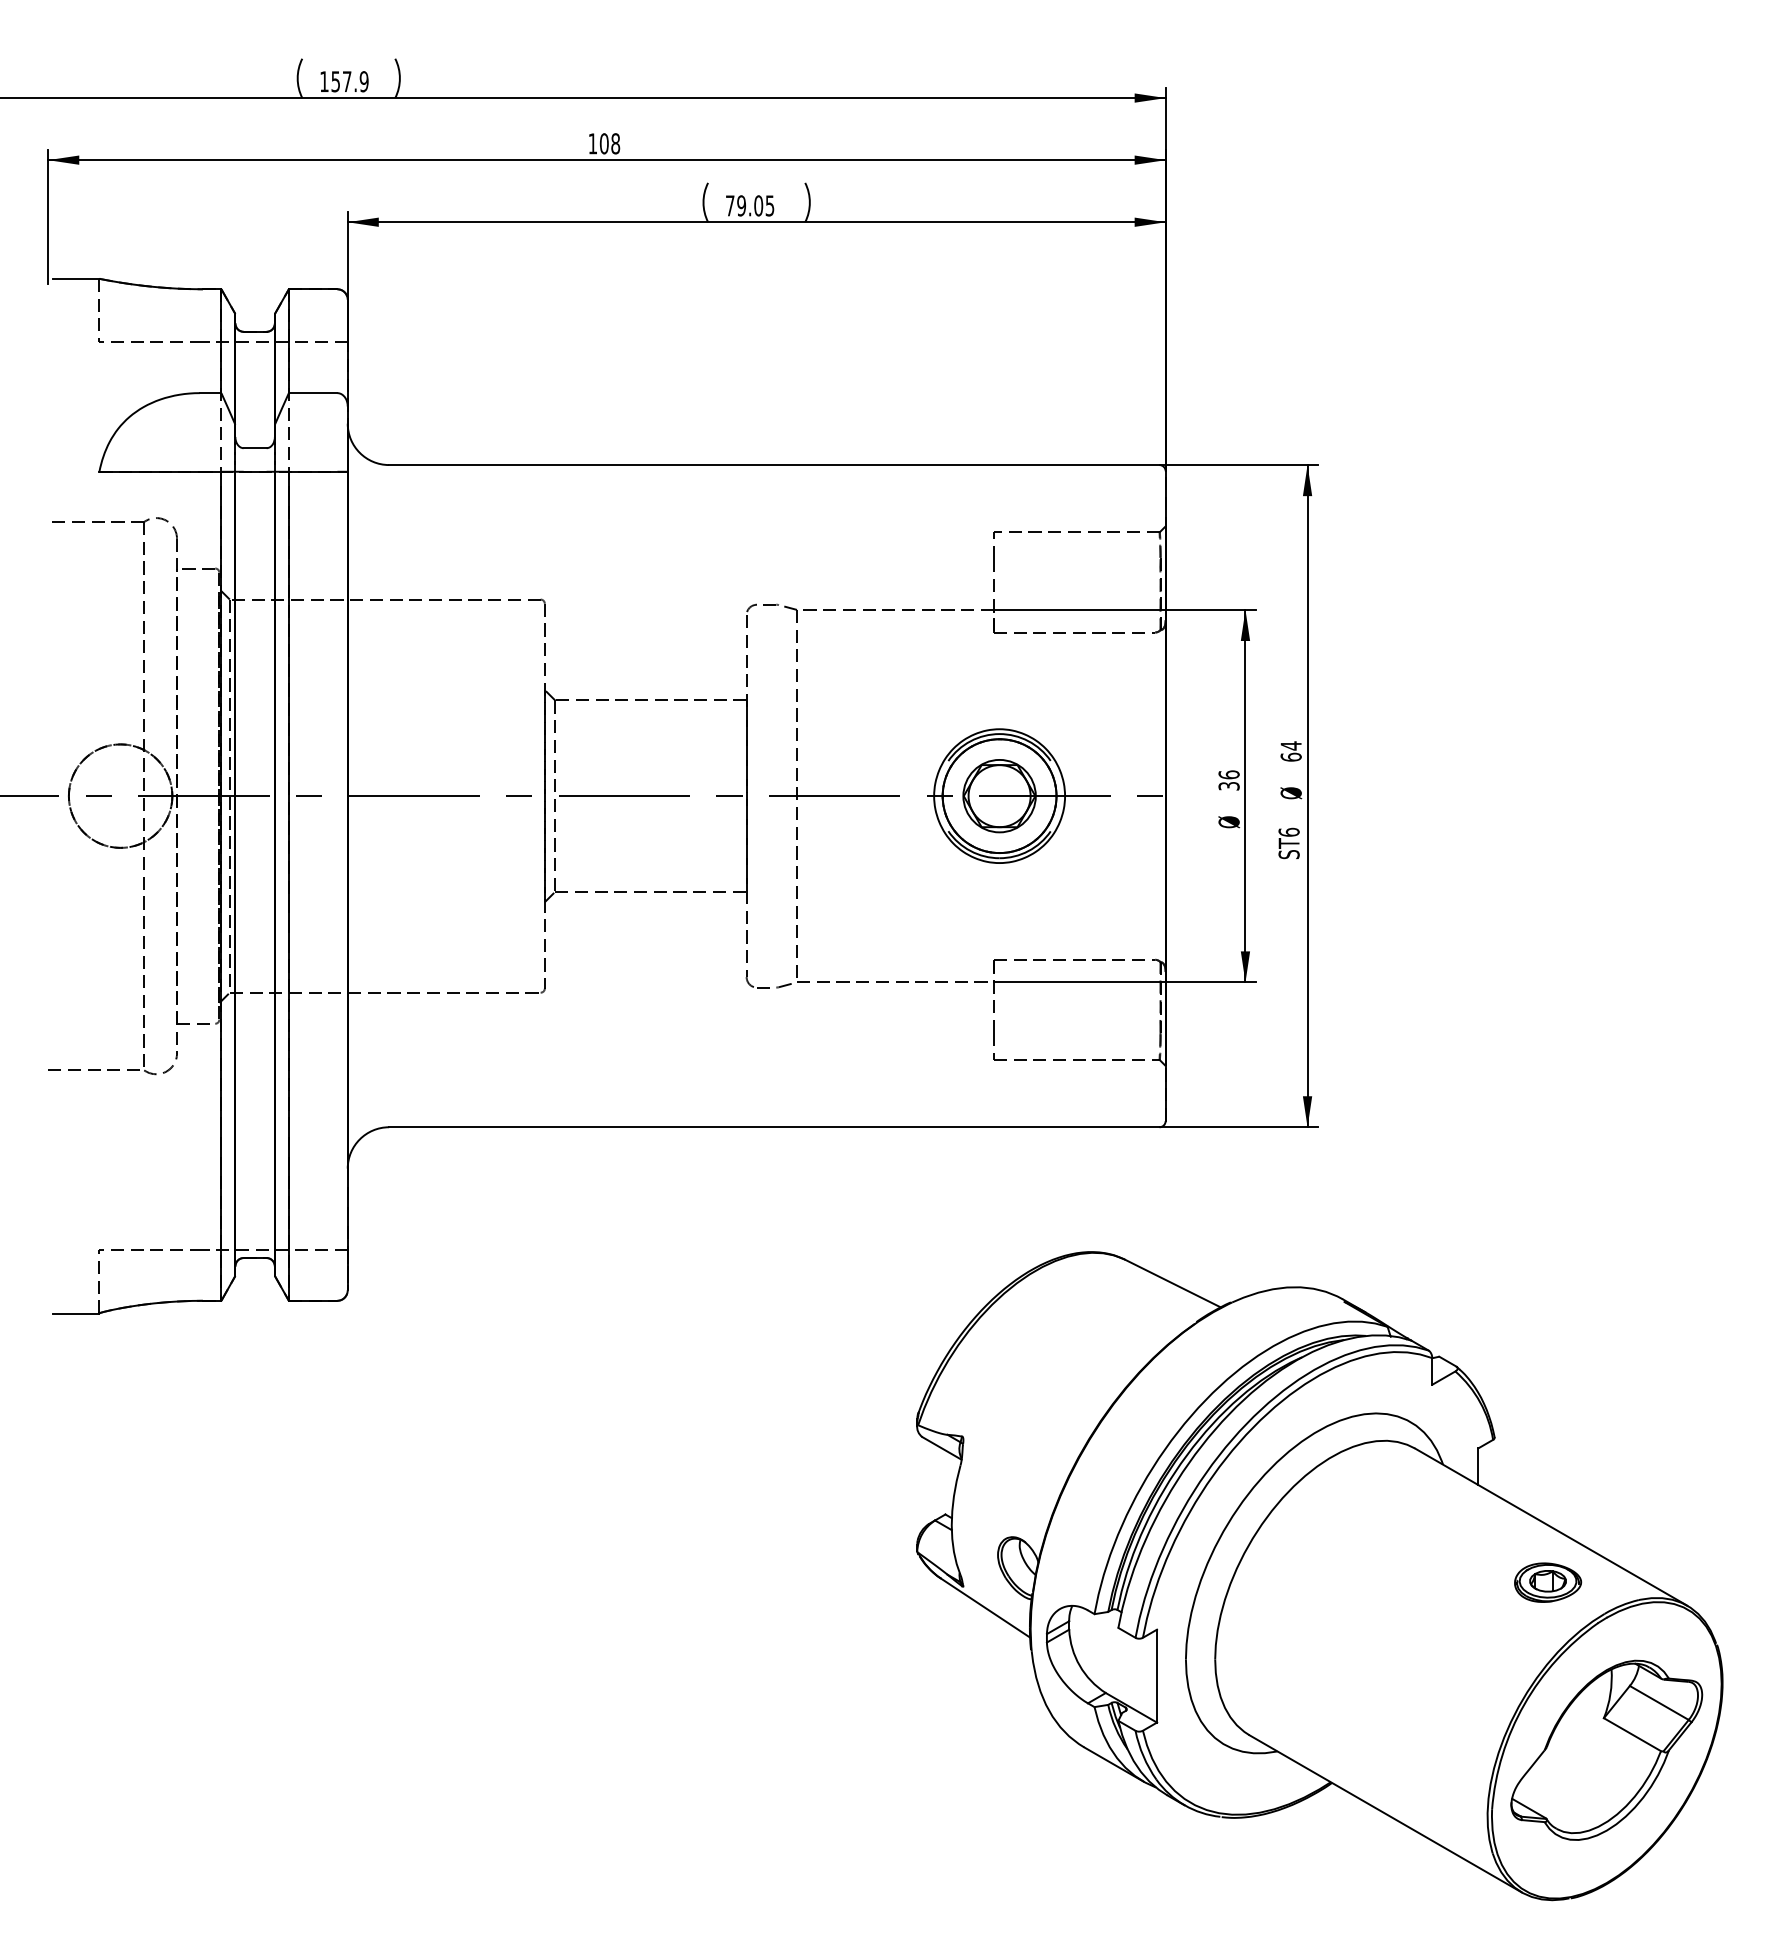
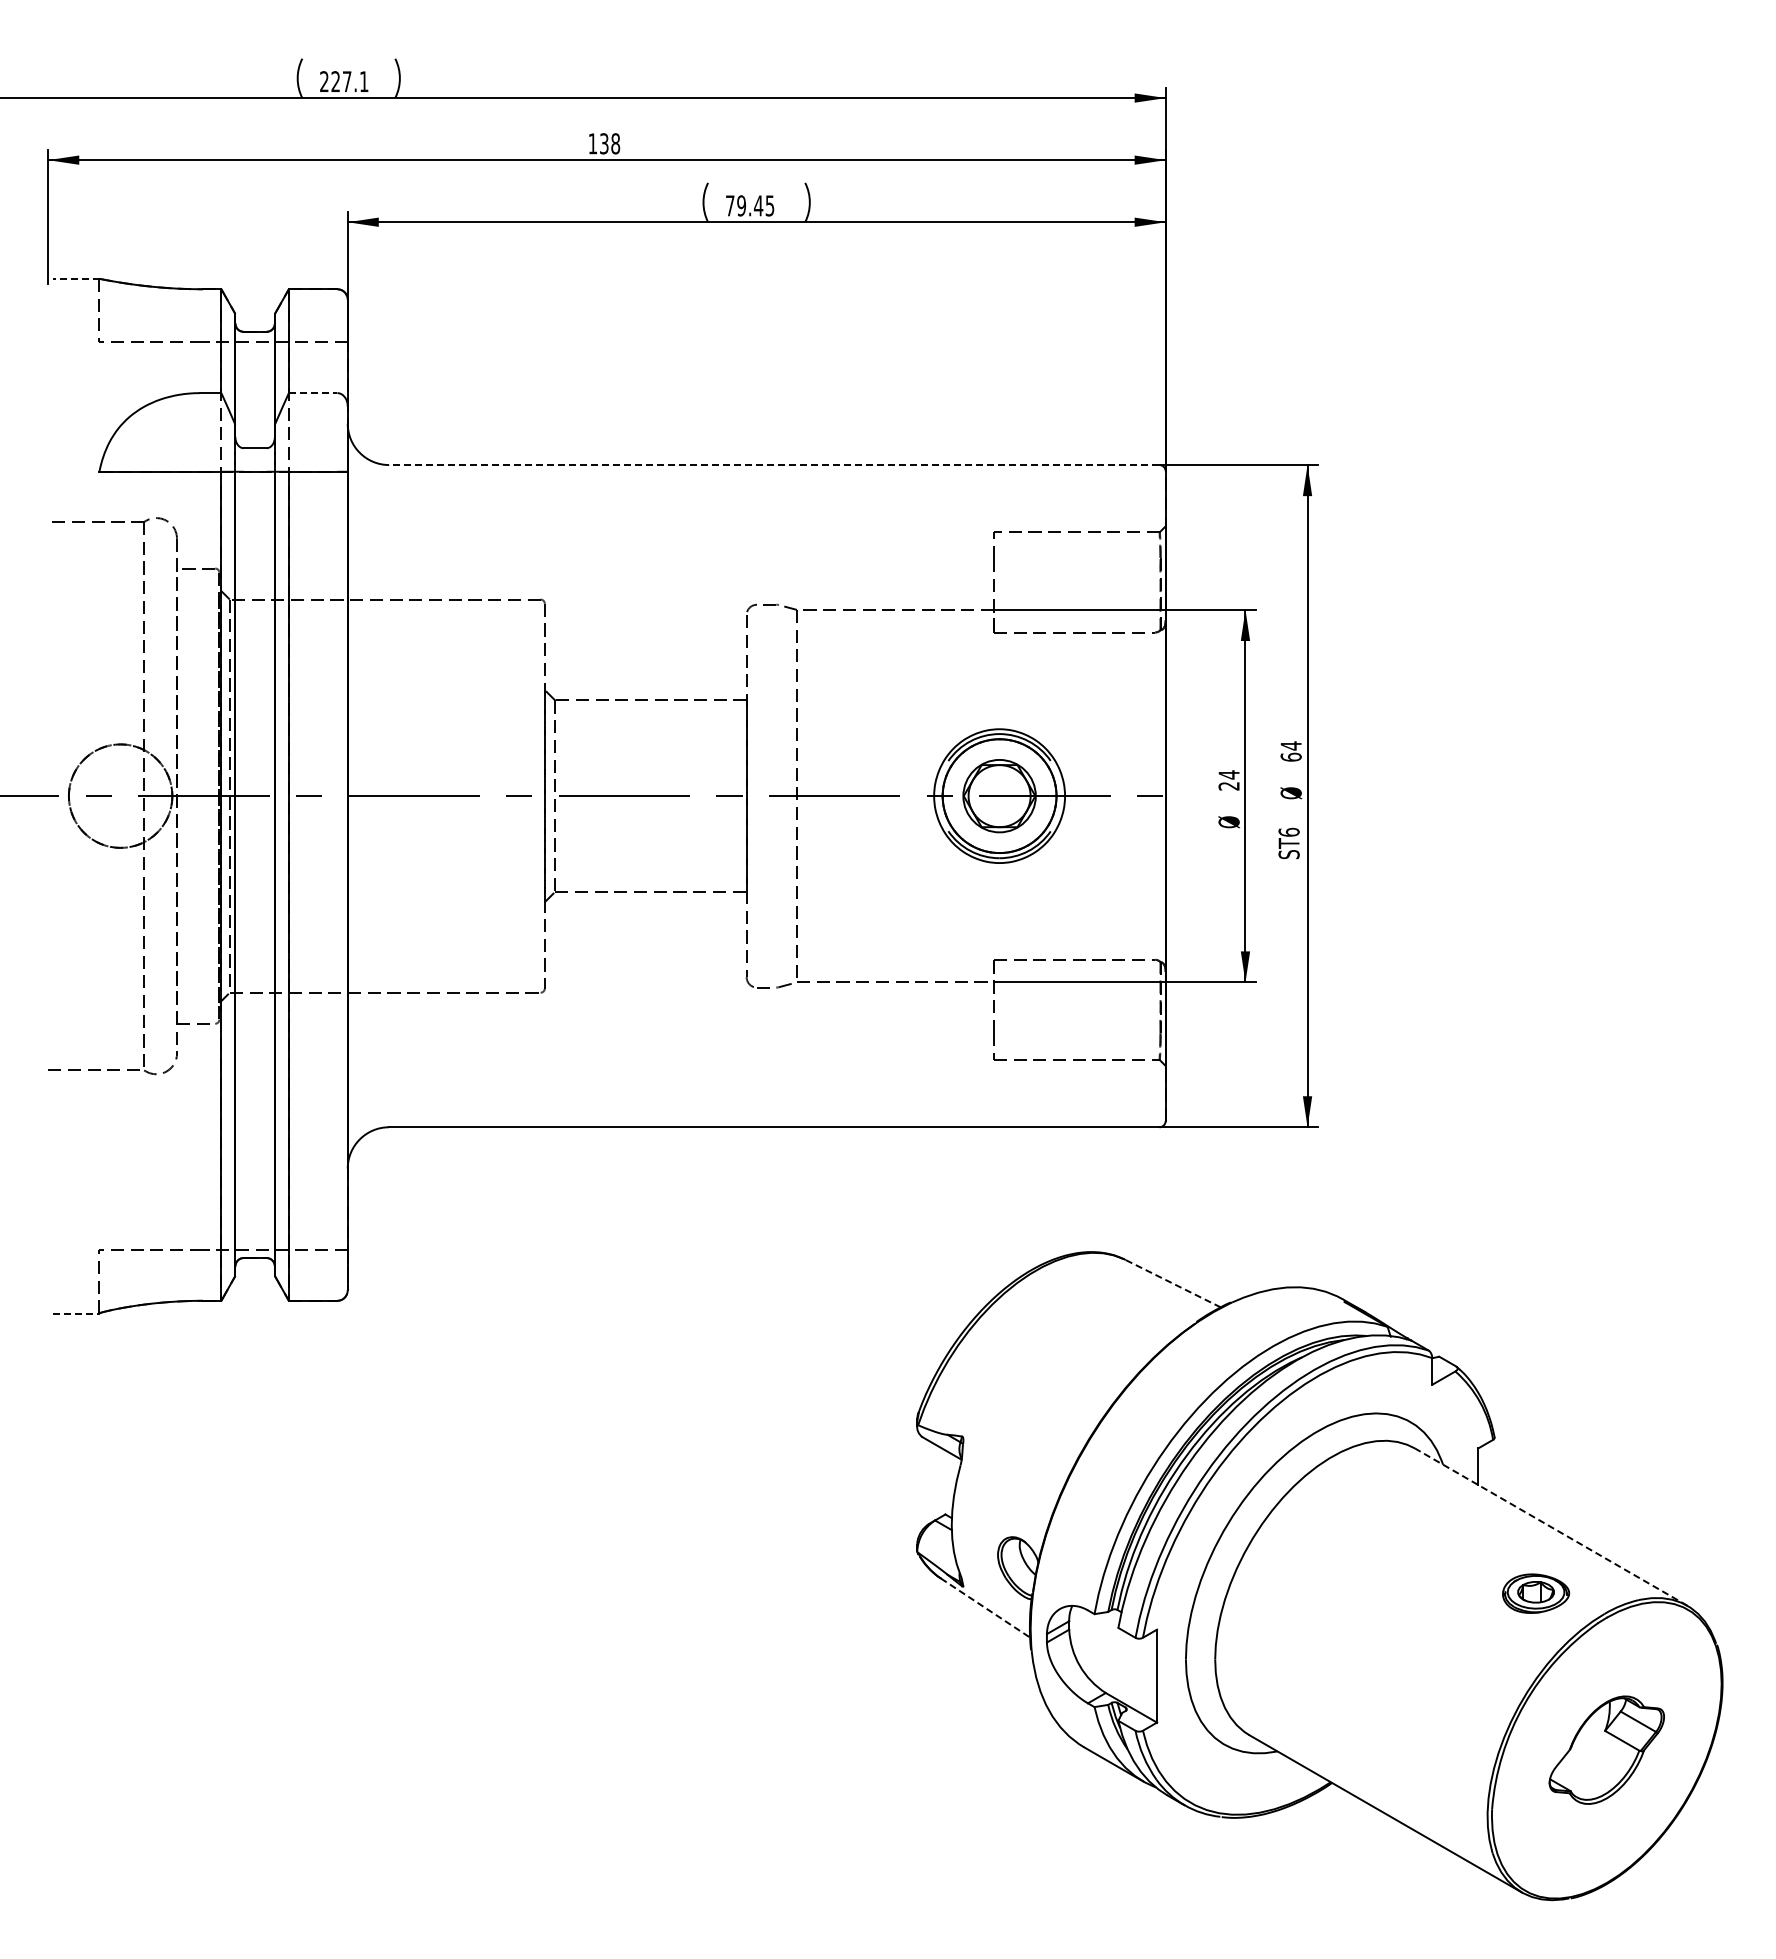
text: 157.9 -> 227.1 (344, 81)
text: 108 -> 138 (603, 143)
text: 79.05 -> 79.45 (758, 205)
line: solid -> dashed (76, 278)
line: solid -> dashed (313, 393)
line: solid -> dashed (773, 465)
text: 36 -> 24 (1228, 780)
line: solid -> dashed (1172, 1283)
line: solid -> dashed (76, 1313)
line: solid -> dashed (1550, 1526)
part position: (1548, 1582) -> (1536, 1593) (1536, 1593)
line: solid -> dashed (985, 1608)
part size: 194x182 px -> 117x110 px (1606, 1749)
